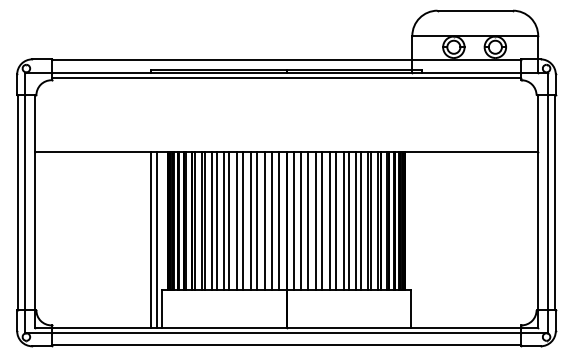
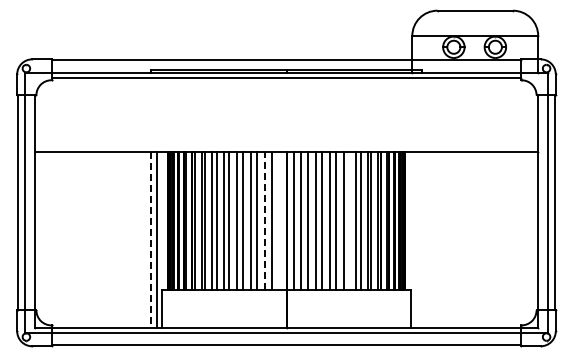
line: solid -> dashed (264, 220)
line: present -> none (279, 220)
line: present -> none (348, 220)
line: solid -> dashed (151, 239)
